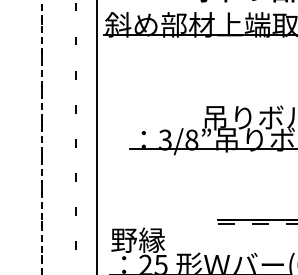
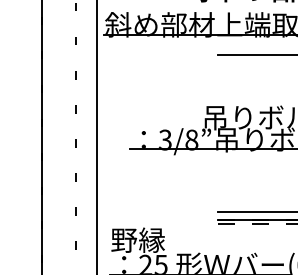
line: none -> present (255, 55)
line: dashed -> solid (41, 137)
line: none -> present (255, 211)
